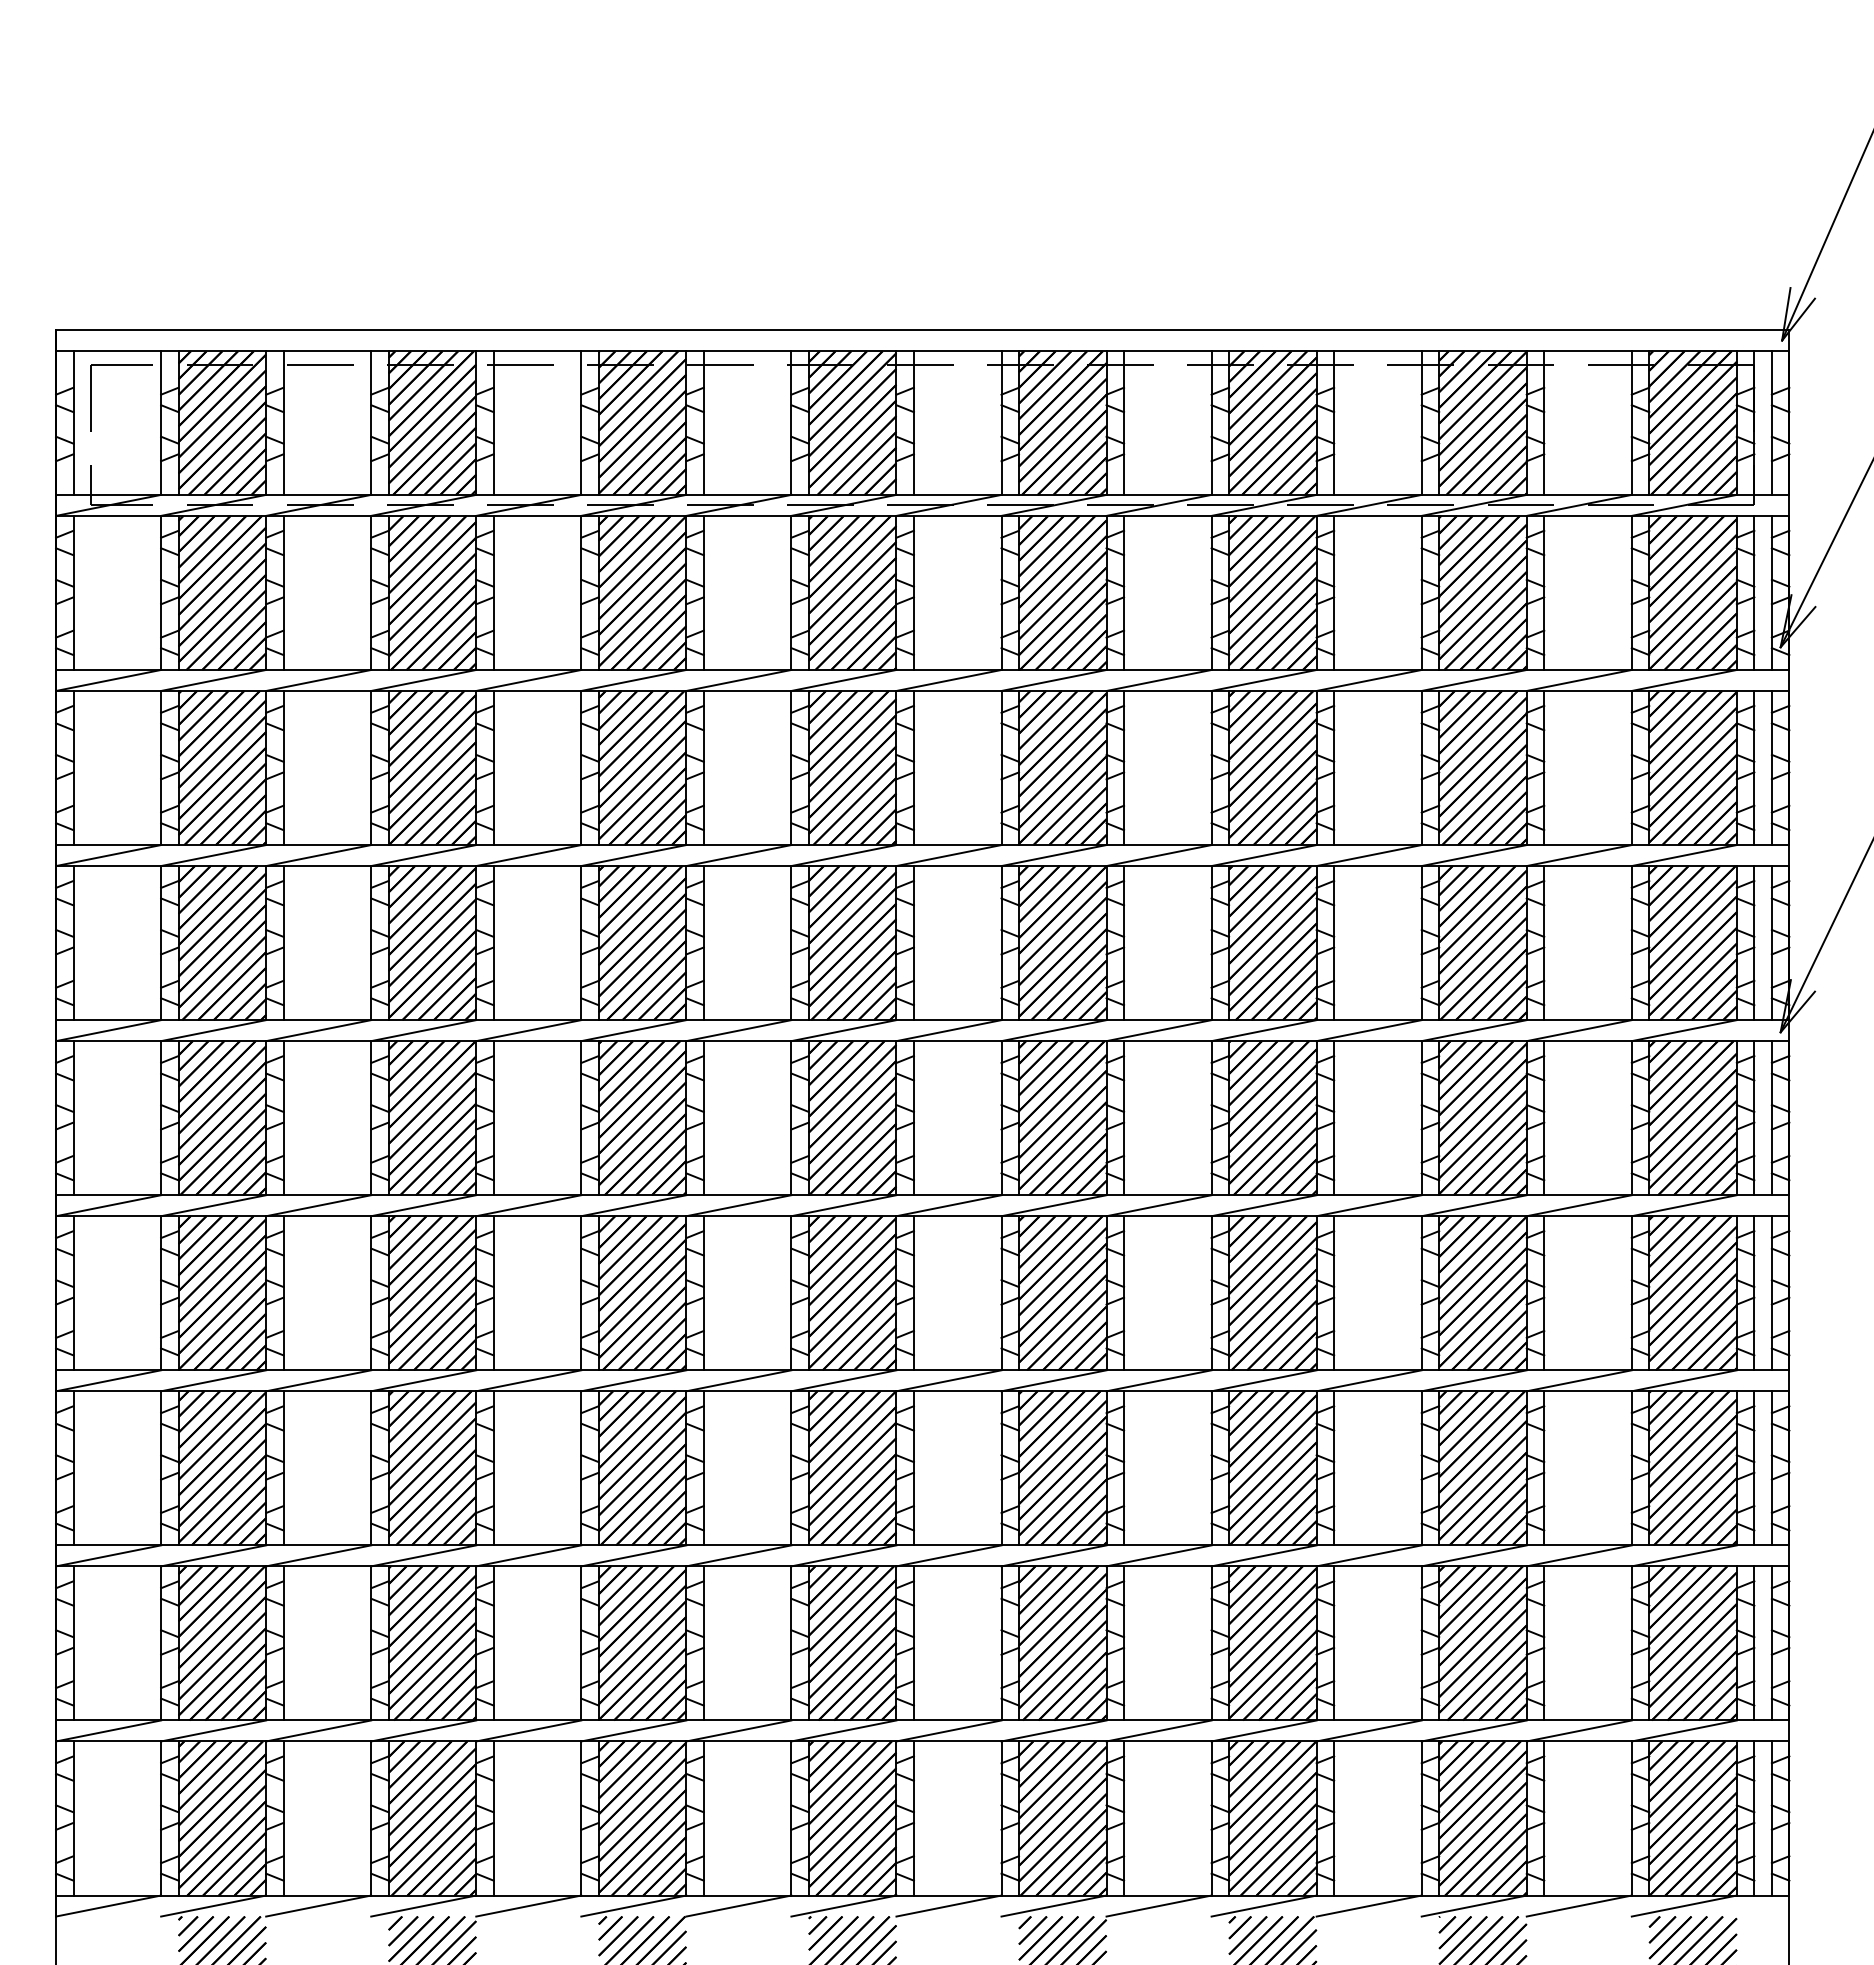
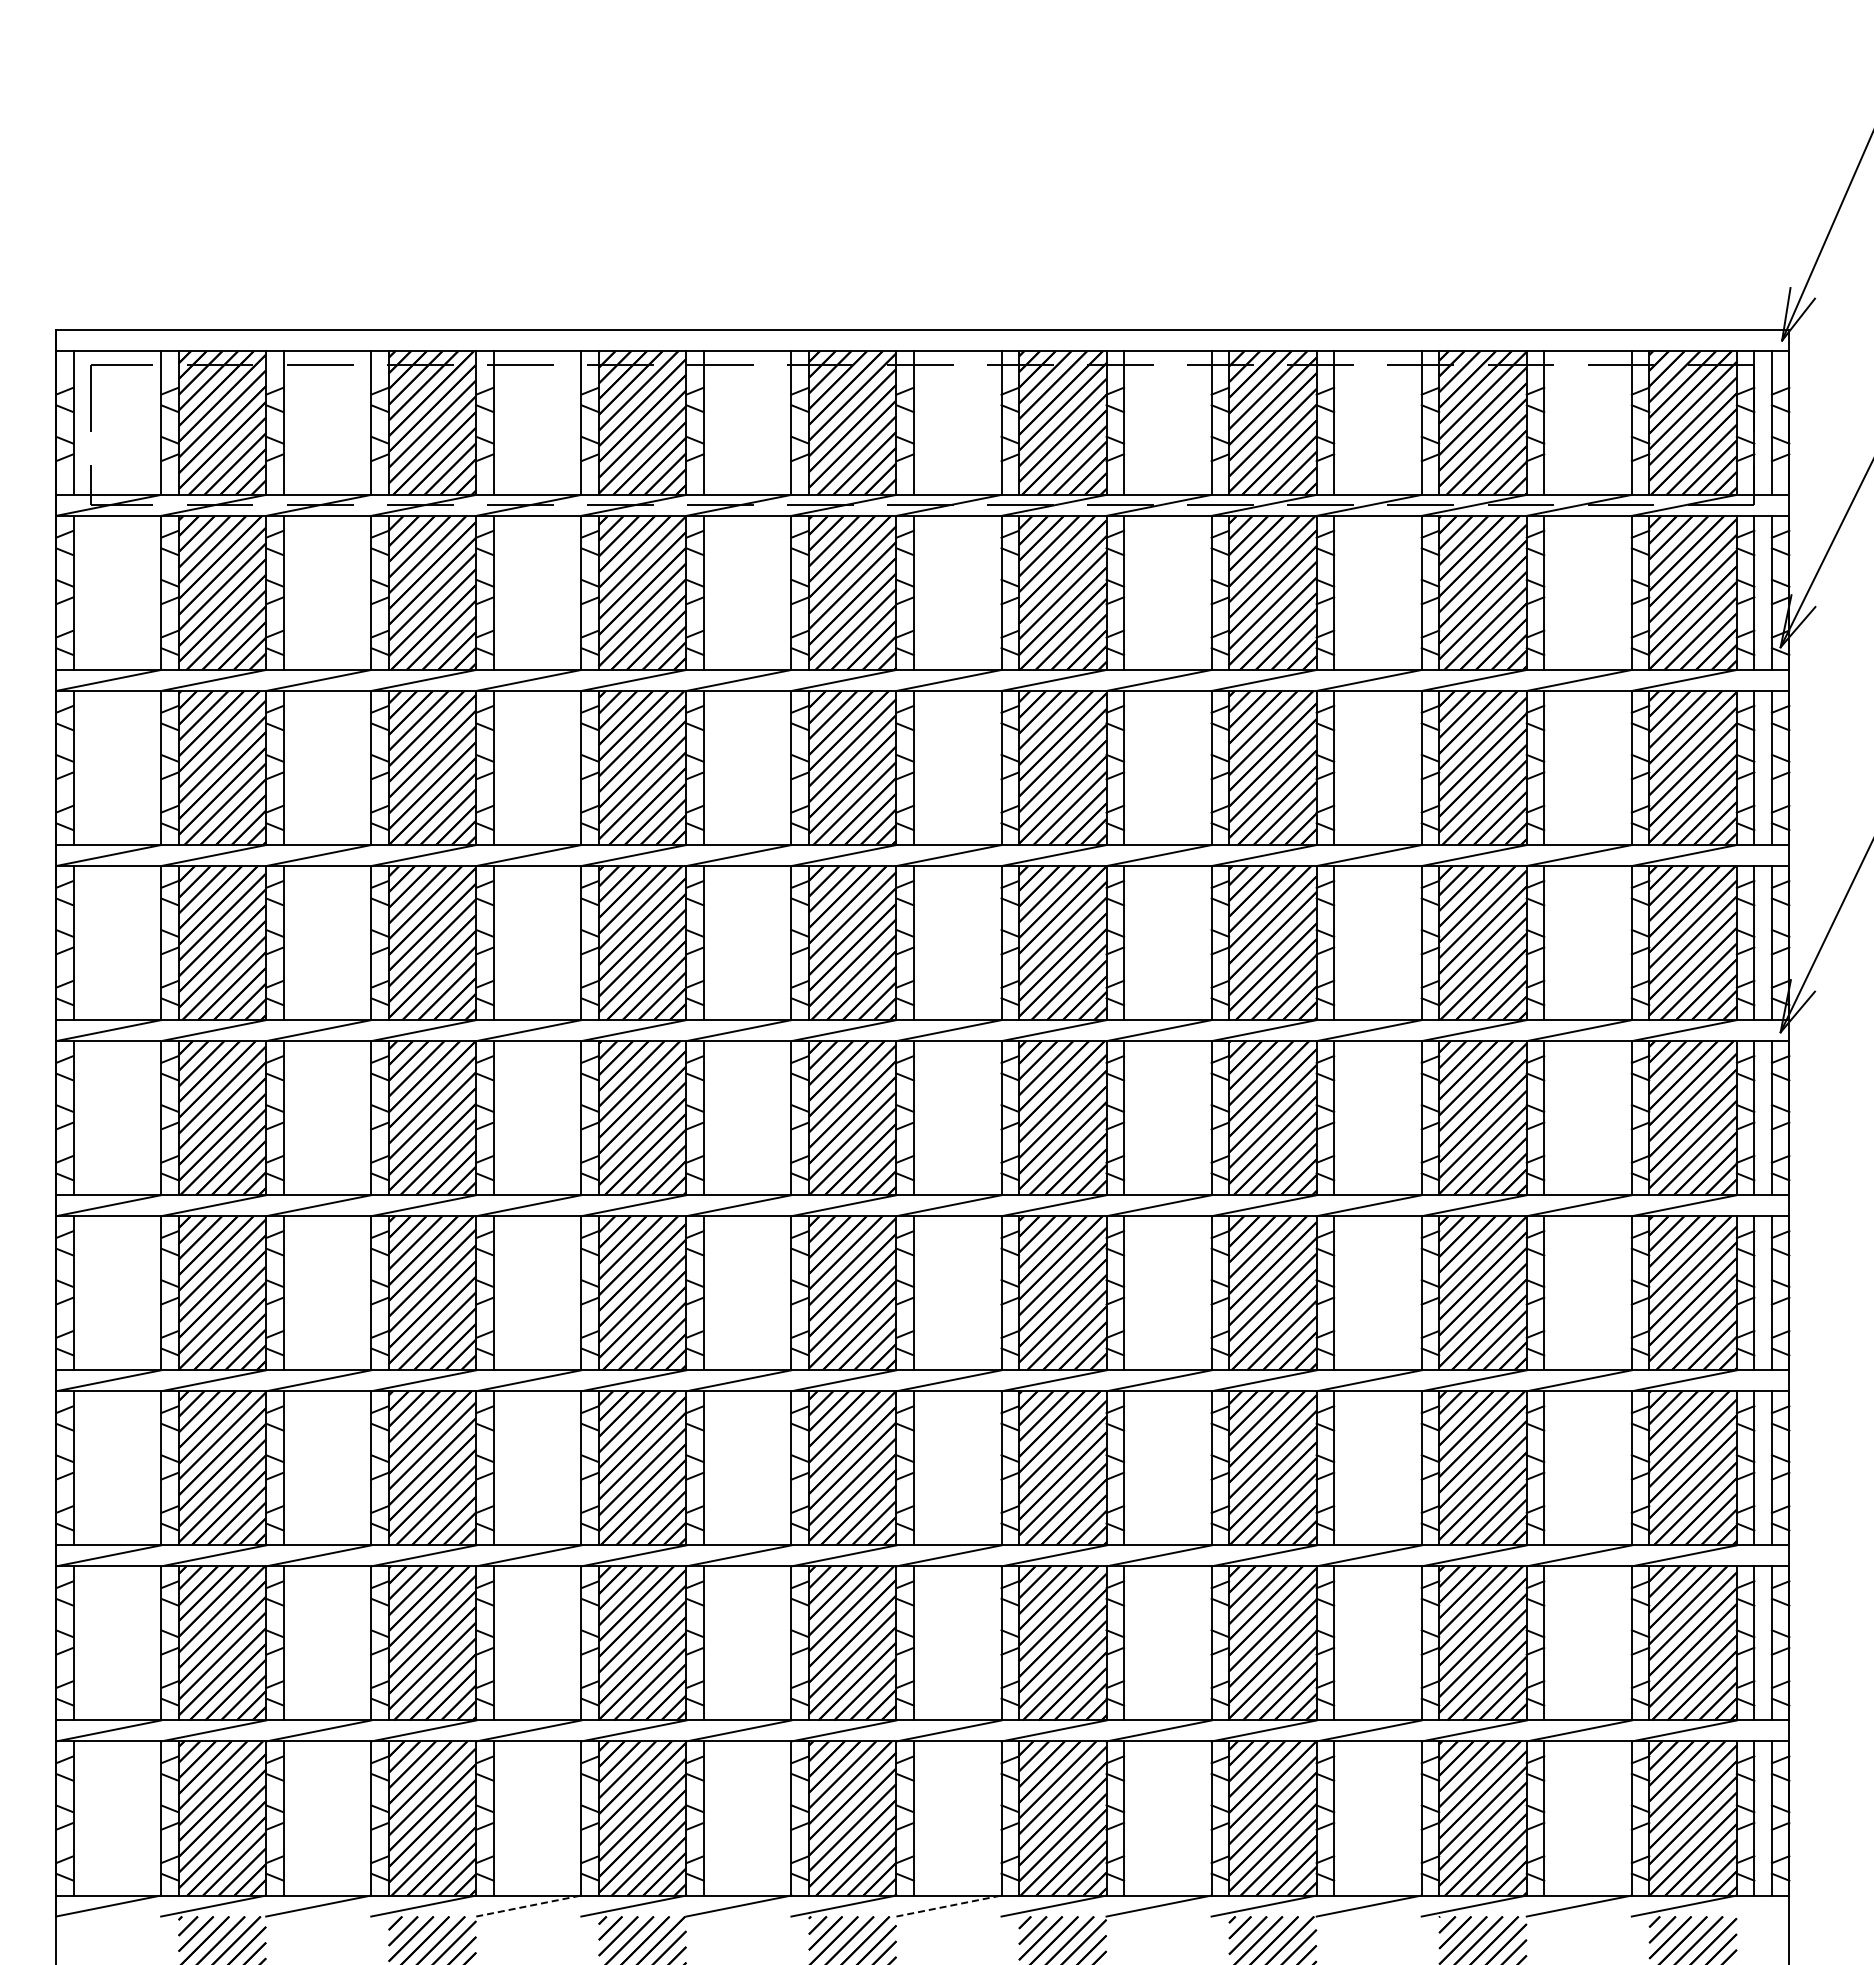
line: solid -> dashed (528, 1906)
line: solid -> dashed (948, 1906)
